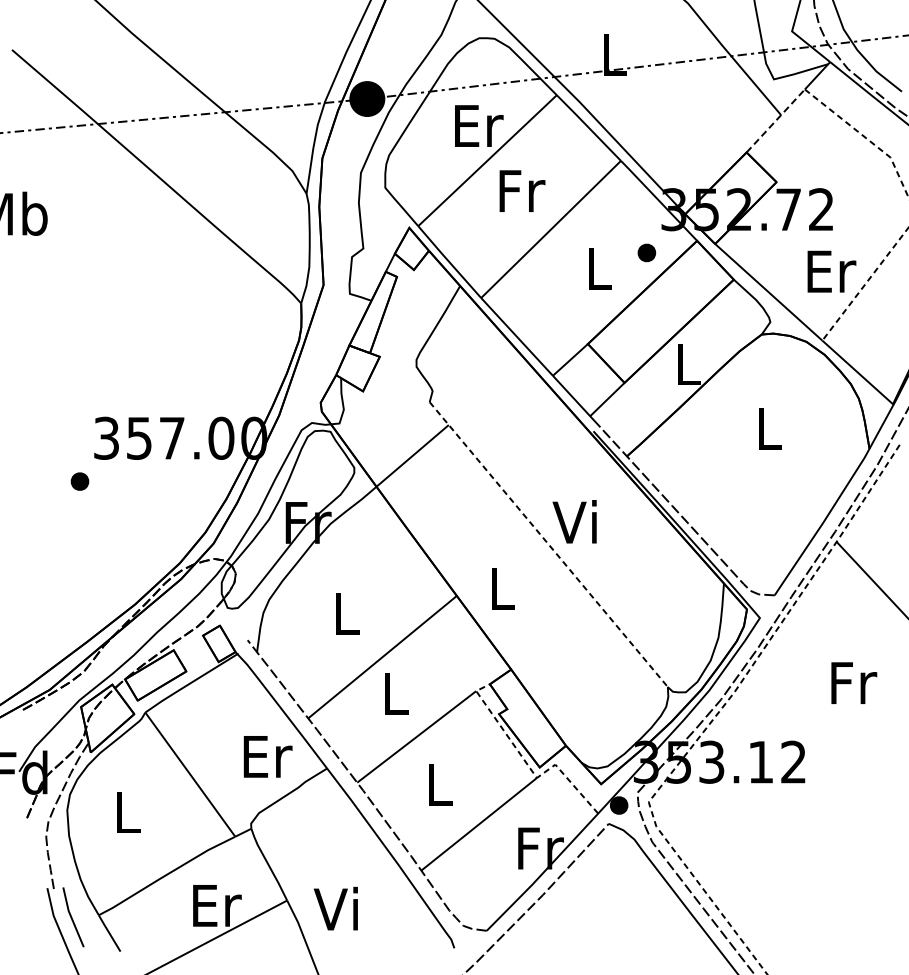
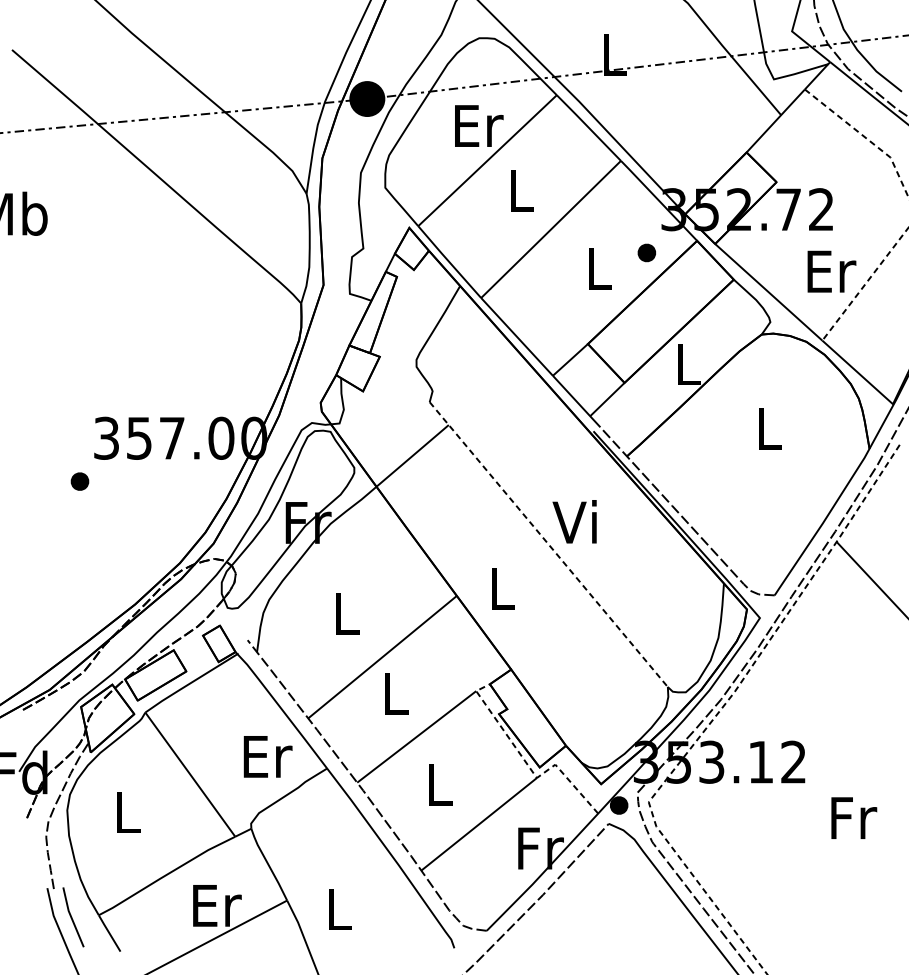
line: dashed -> solid (775, 120)
text: Fr -> L (522, 190)
text position: (854, 682) -> (854, 817) (854, 817)
text: Vi -> L (335, 908)
